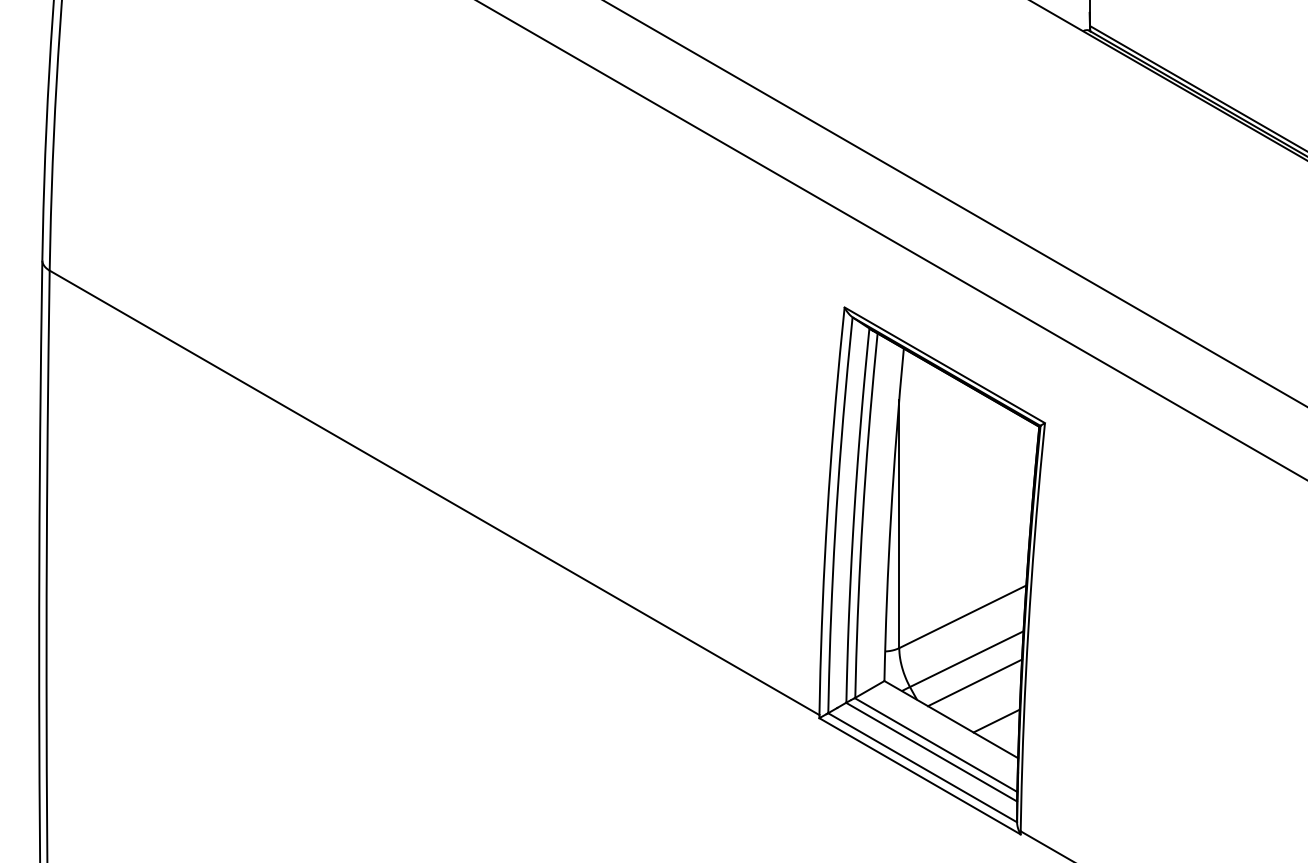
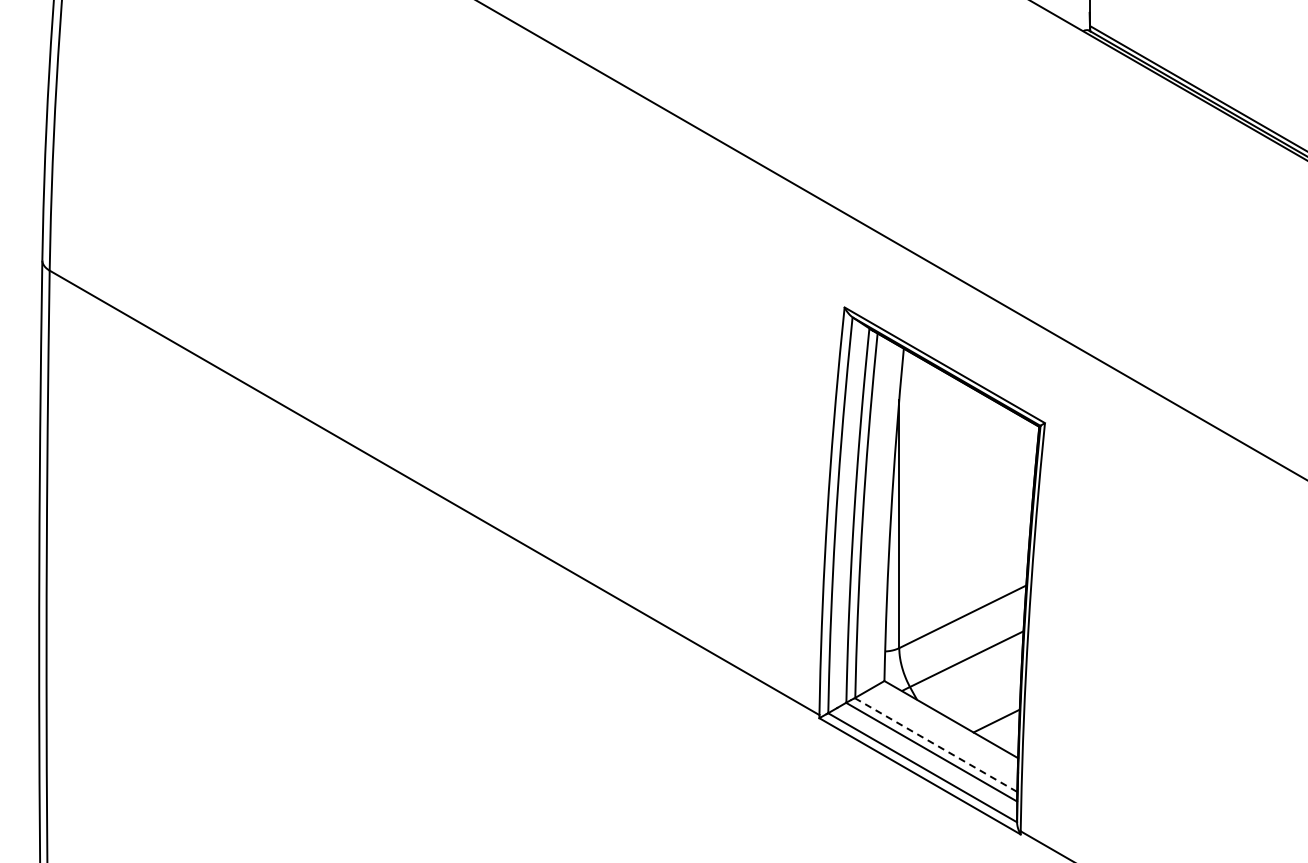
line: present -> none (955, 203)
line: present -> none (975, 682)
line: solid -> dashed (936, 745)
